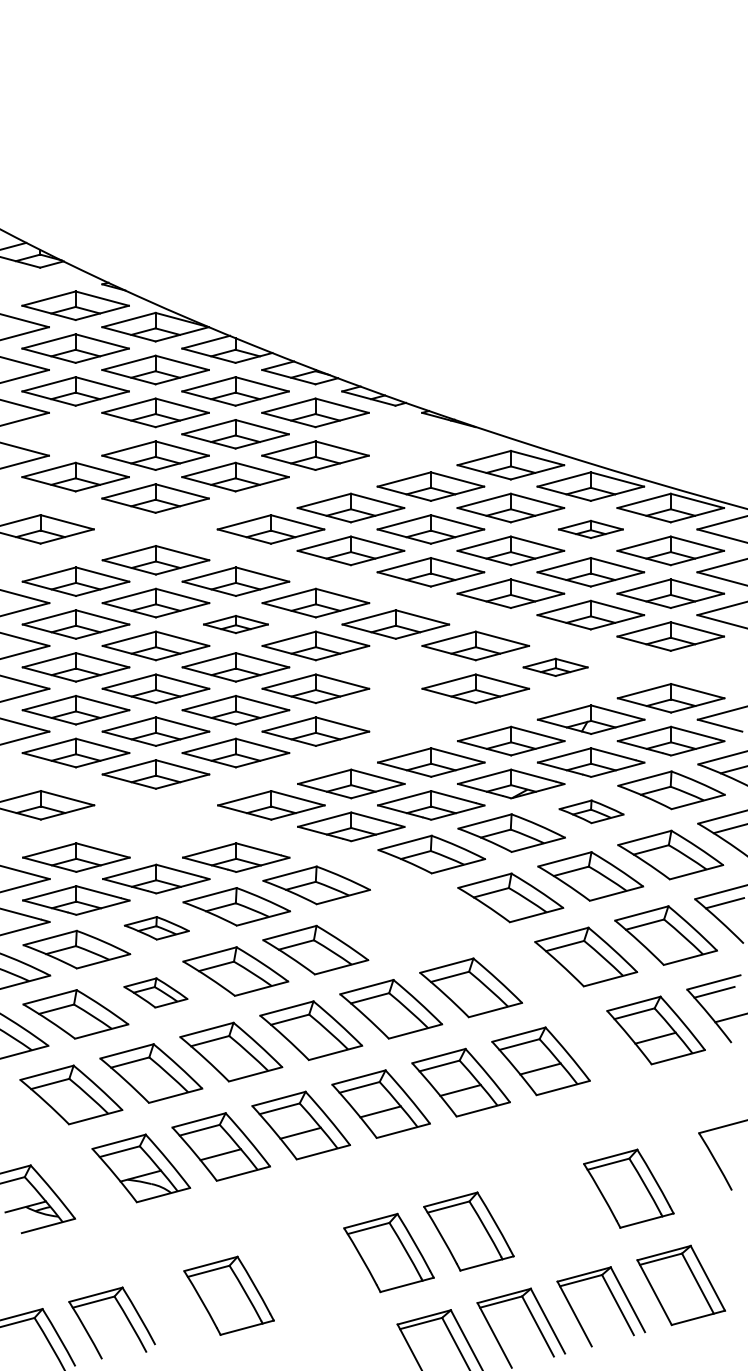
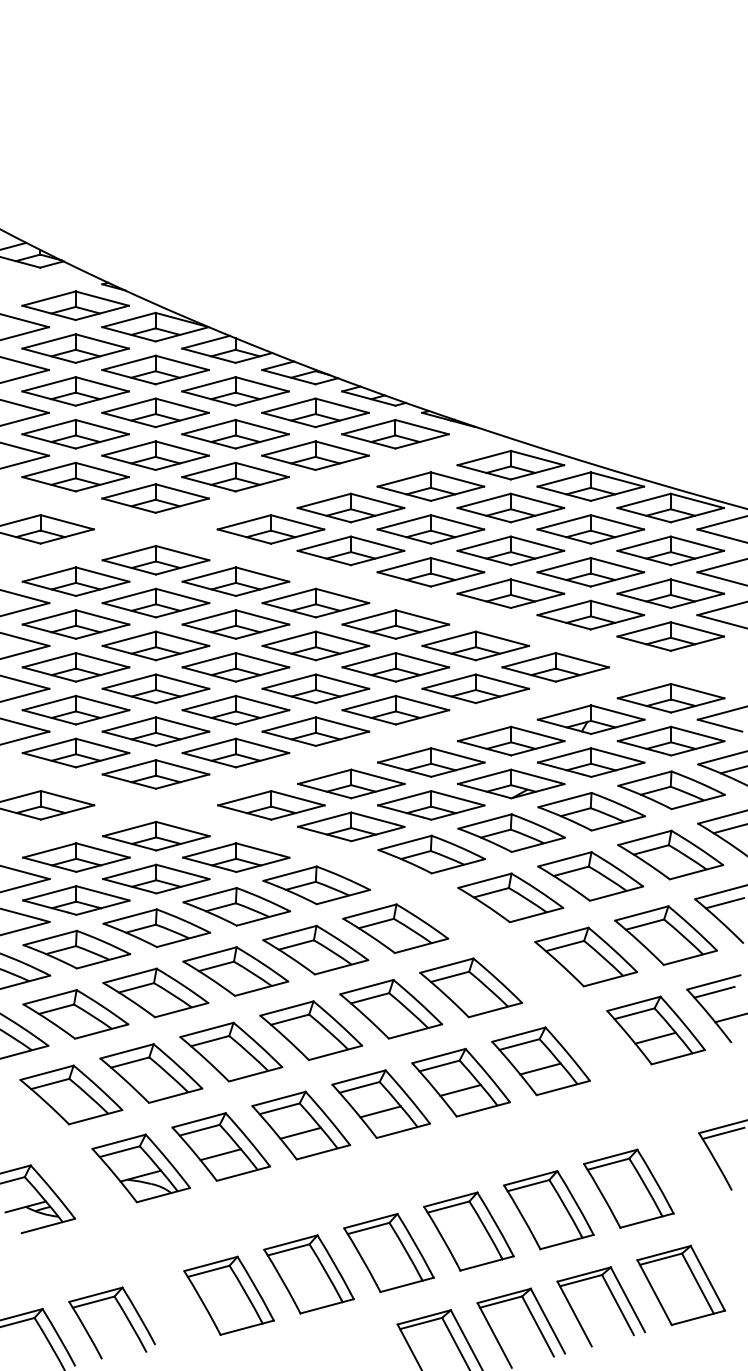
part: none -> present (75, 434)
part: none -> present (395, 434)
part size: 66x20 px -> 110x31 px (590, 529)
part size: 66x20 px -> 110x31 px (235, 624)
part size: 67x20 px -> 109x31 px (555, 667)
part: none -> present (395, 667)
part: none -> present (395, 710)
part size: 67x26 px -> 109x40 px (591, 811)
part: none -> present (156, 835)
part size: 67x25 px -> 110x41 px (156, 928)
part: none -> present (395, 928)
part size: 66x32 px -> 108x52 px (155, 992)
line: none -> present (723, 1132)
part: none -> present (548, 1210)
part: none -> present (308, 1274)
